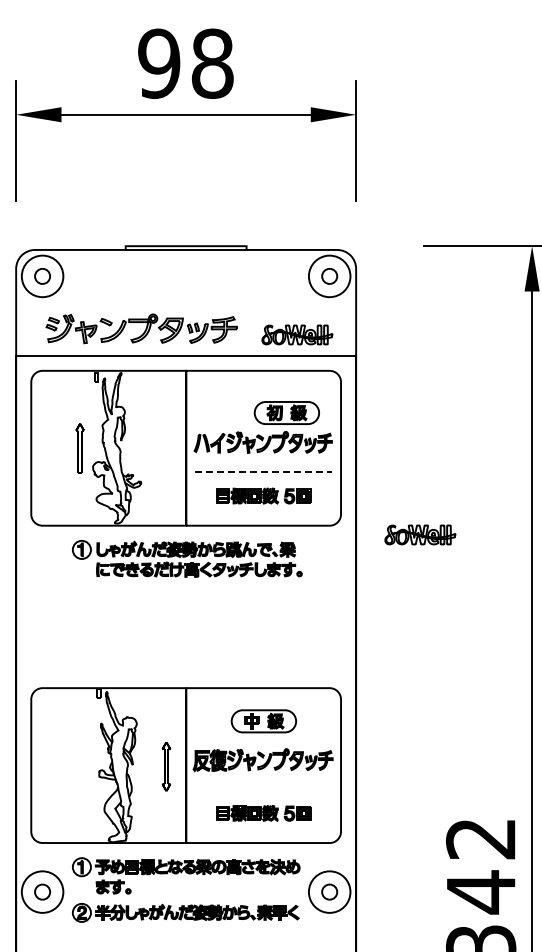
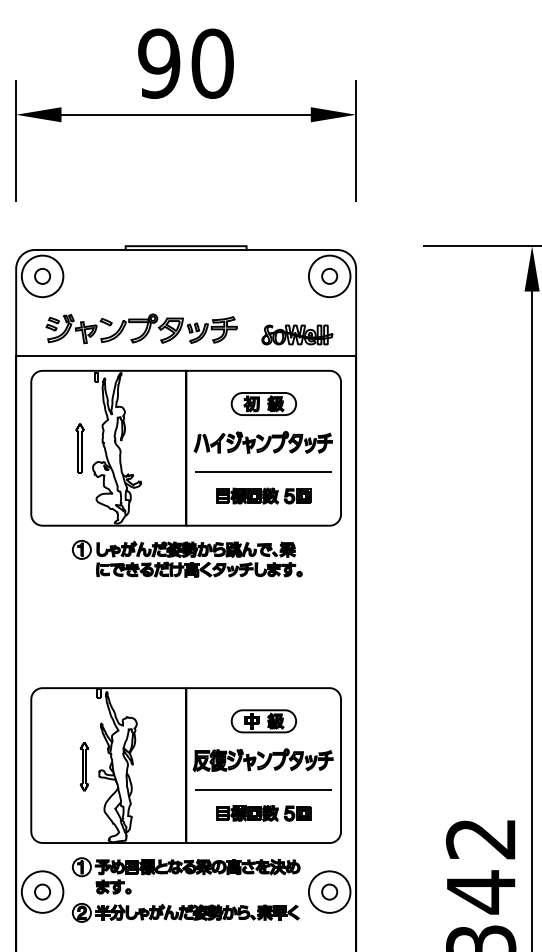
text: 98 -> 90 (212, 63)
part position: (286, 412) -> (263, 403) (263, 403)
line: dashed -> solid (263, 472)
part: present -> none (420, 534)
part position: (165, 766) -> (83, 766) (83, 766)
line: none -> present (263, 789)
